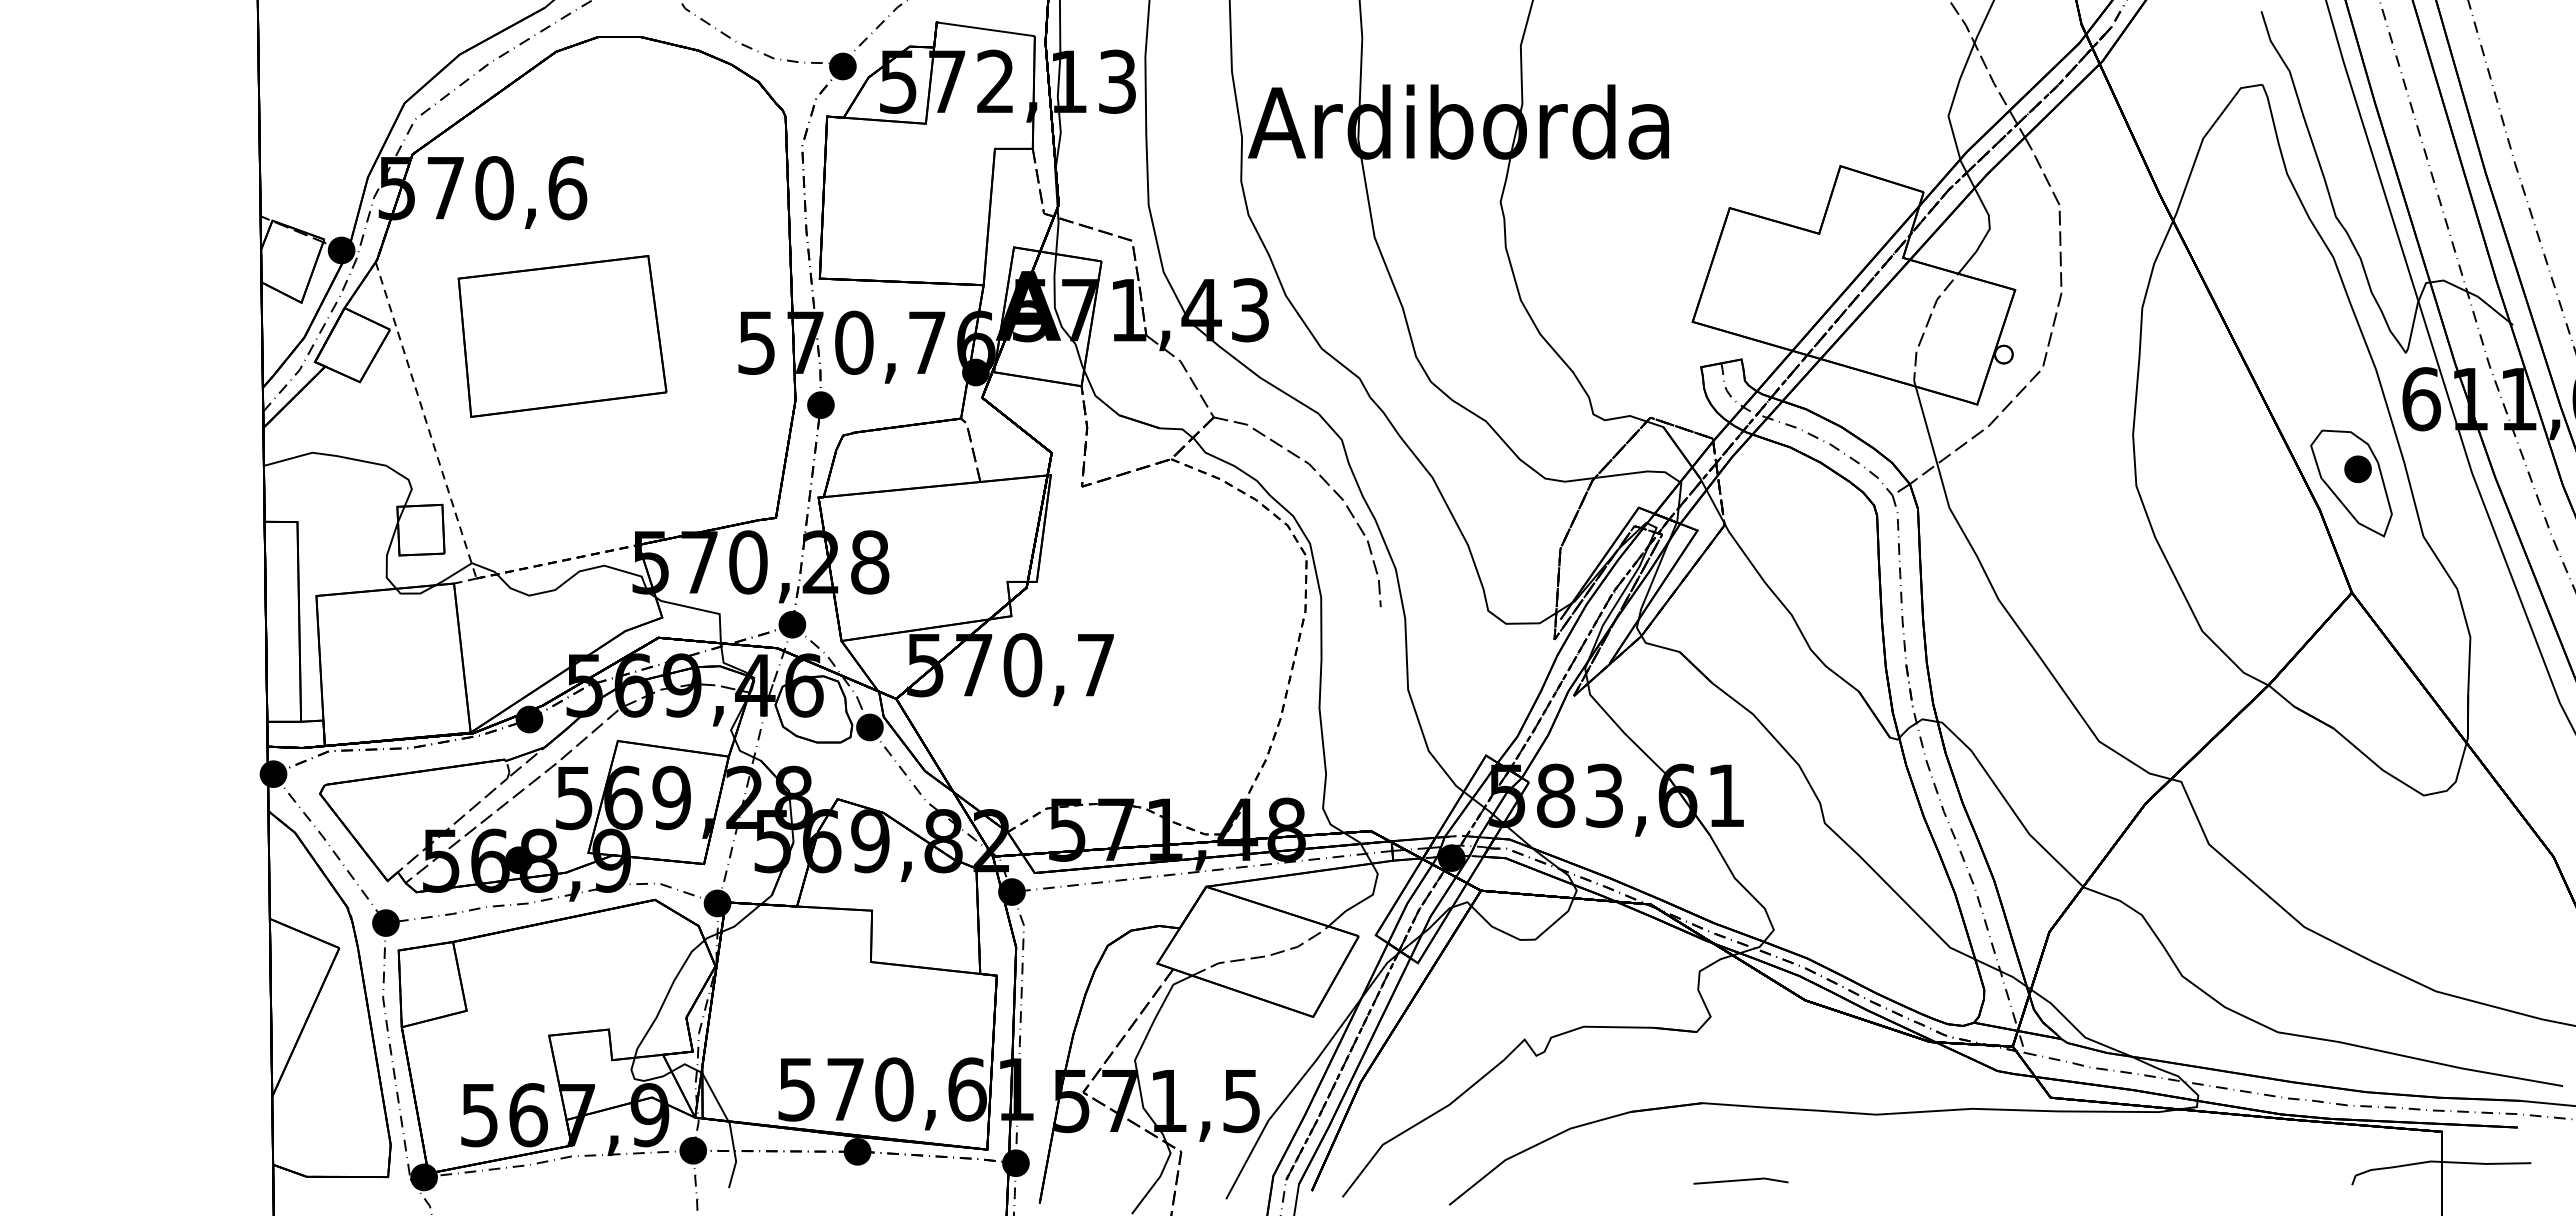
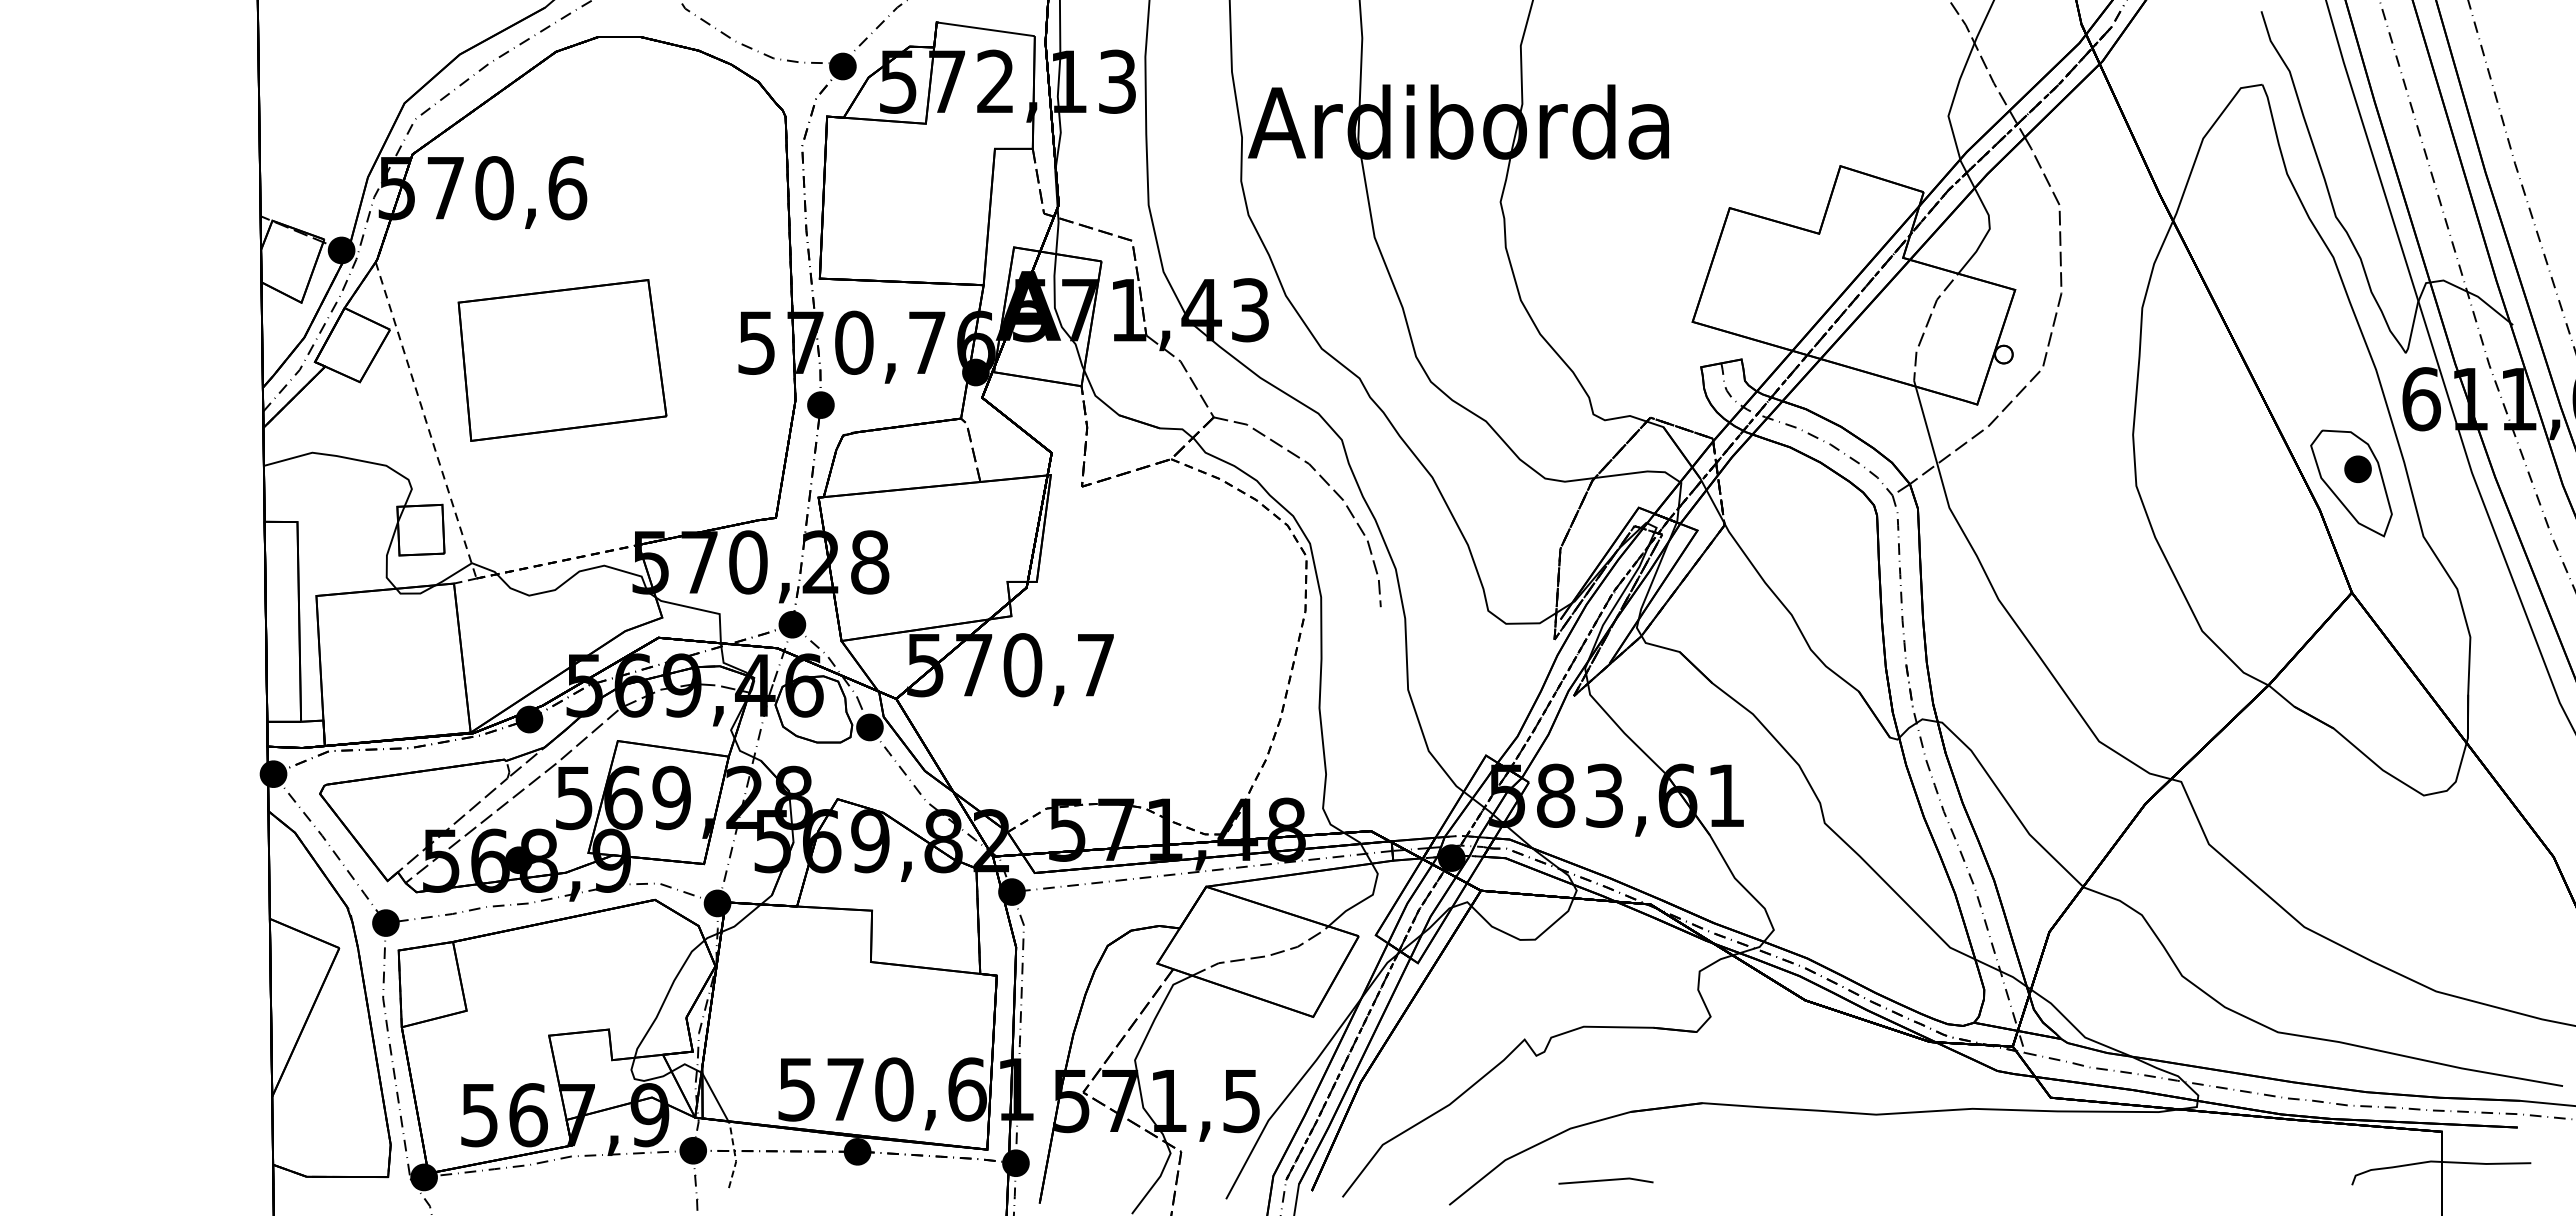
part position: (562, 336) -> (562, 360) (562, 360)
line: solid -> dashed (735, 1154)
line position: (1740, 1180) -> (1605, 1180) (1605, 1180)
